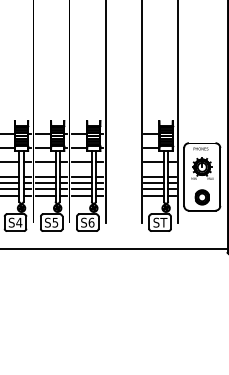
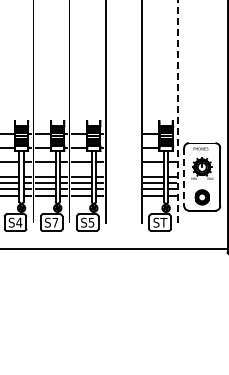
line: solid -> dashed (178, 110)
line: solid -> dashed (184, 176)
text: S5 -> S7 (55, 222)
text: S6 -> S5 (91, 222)
